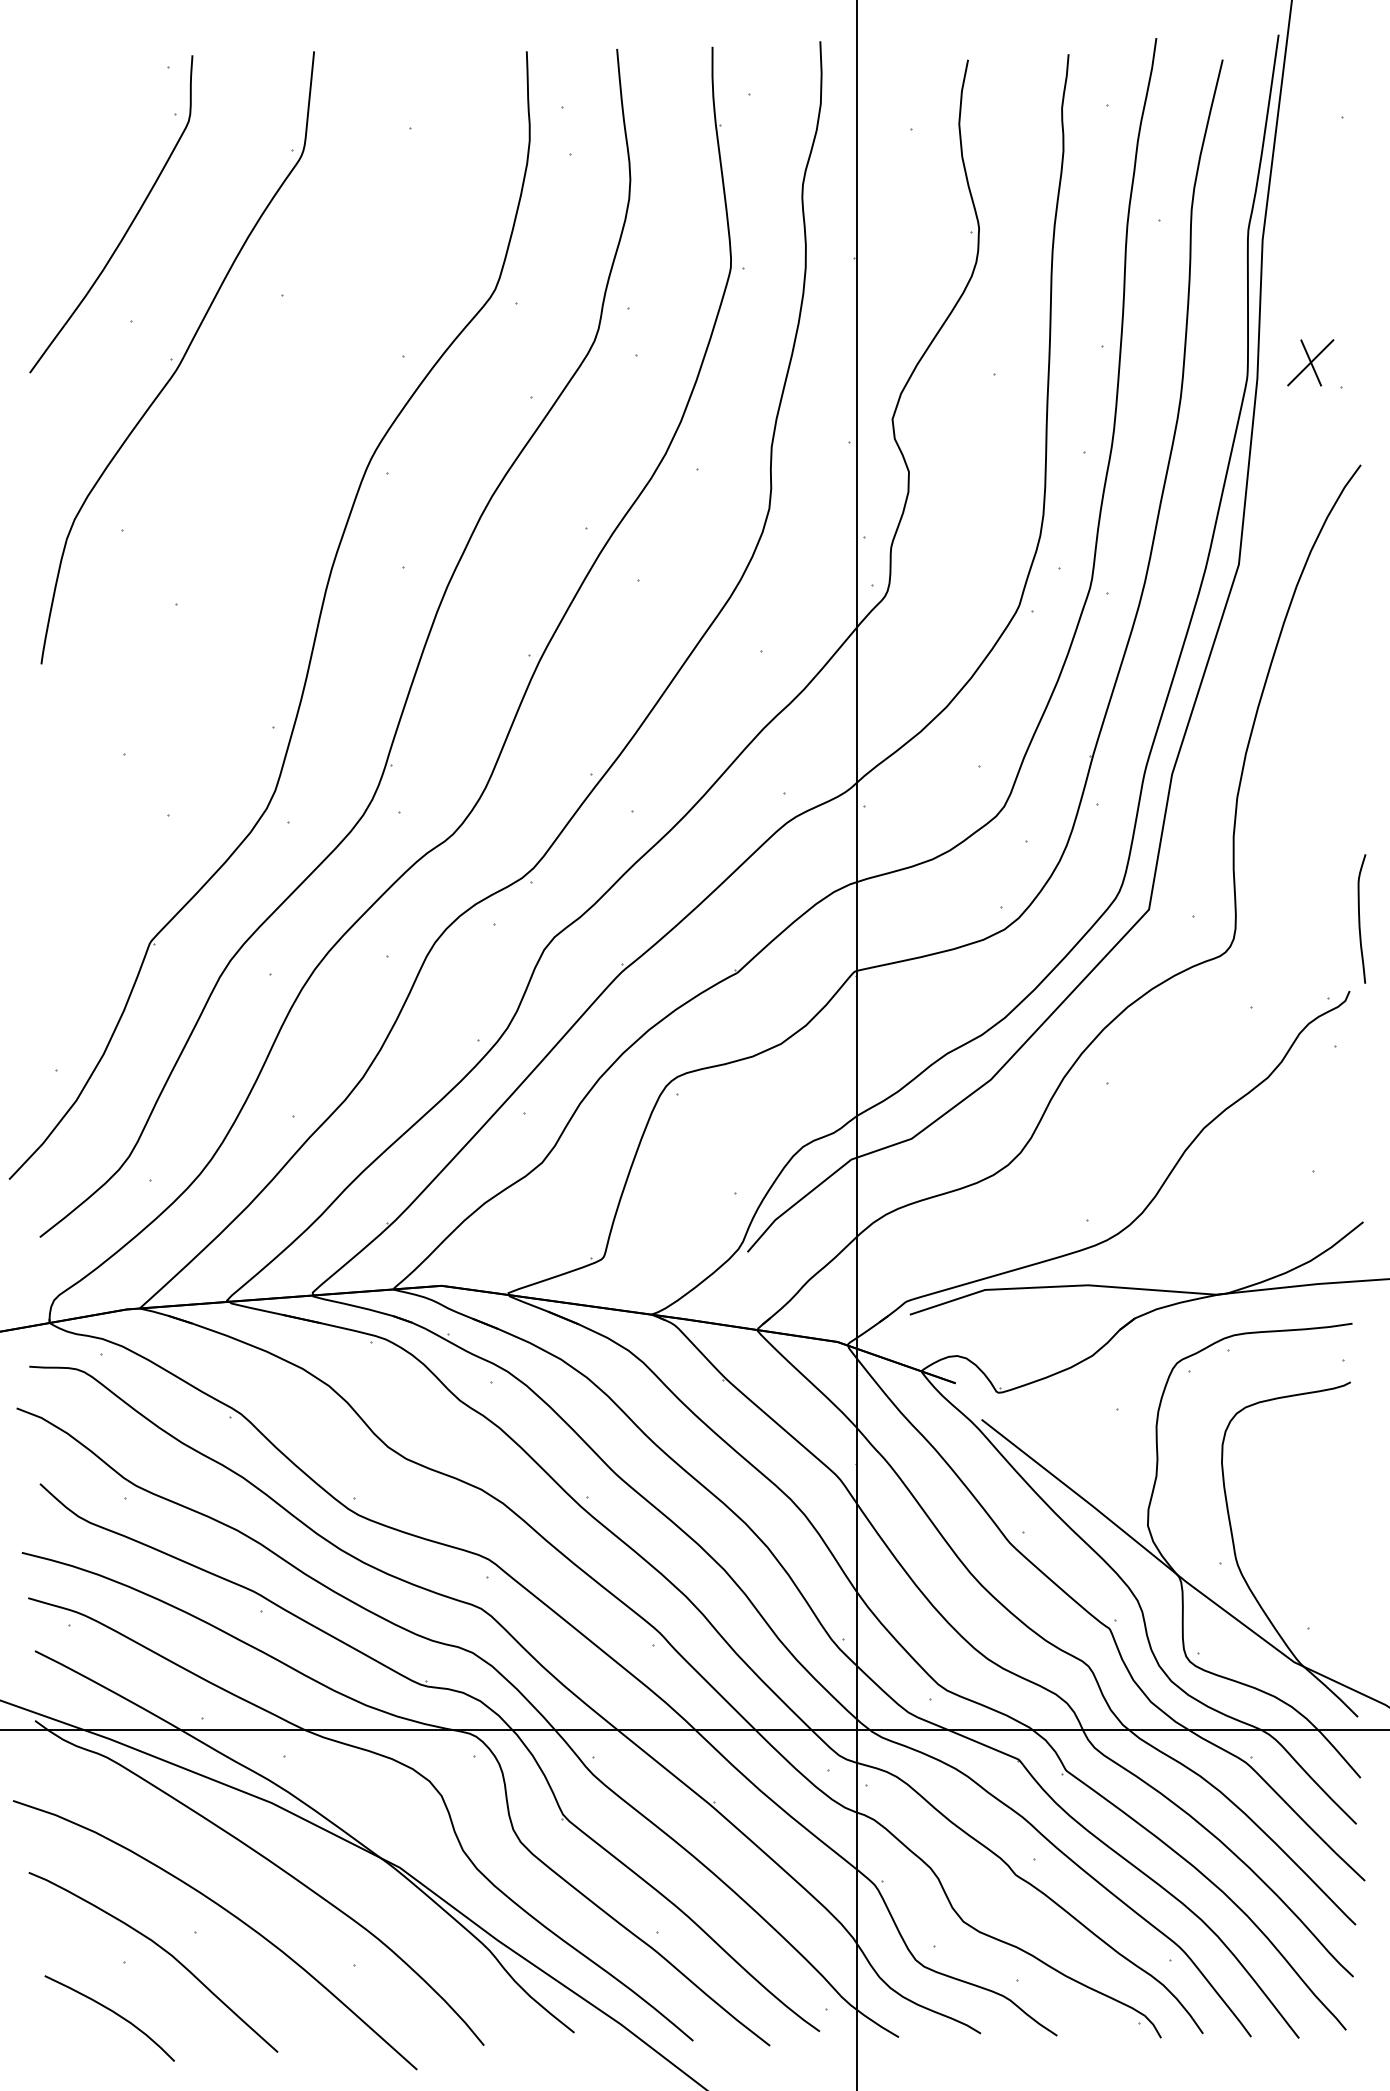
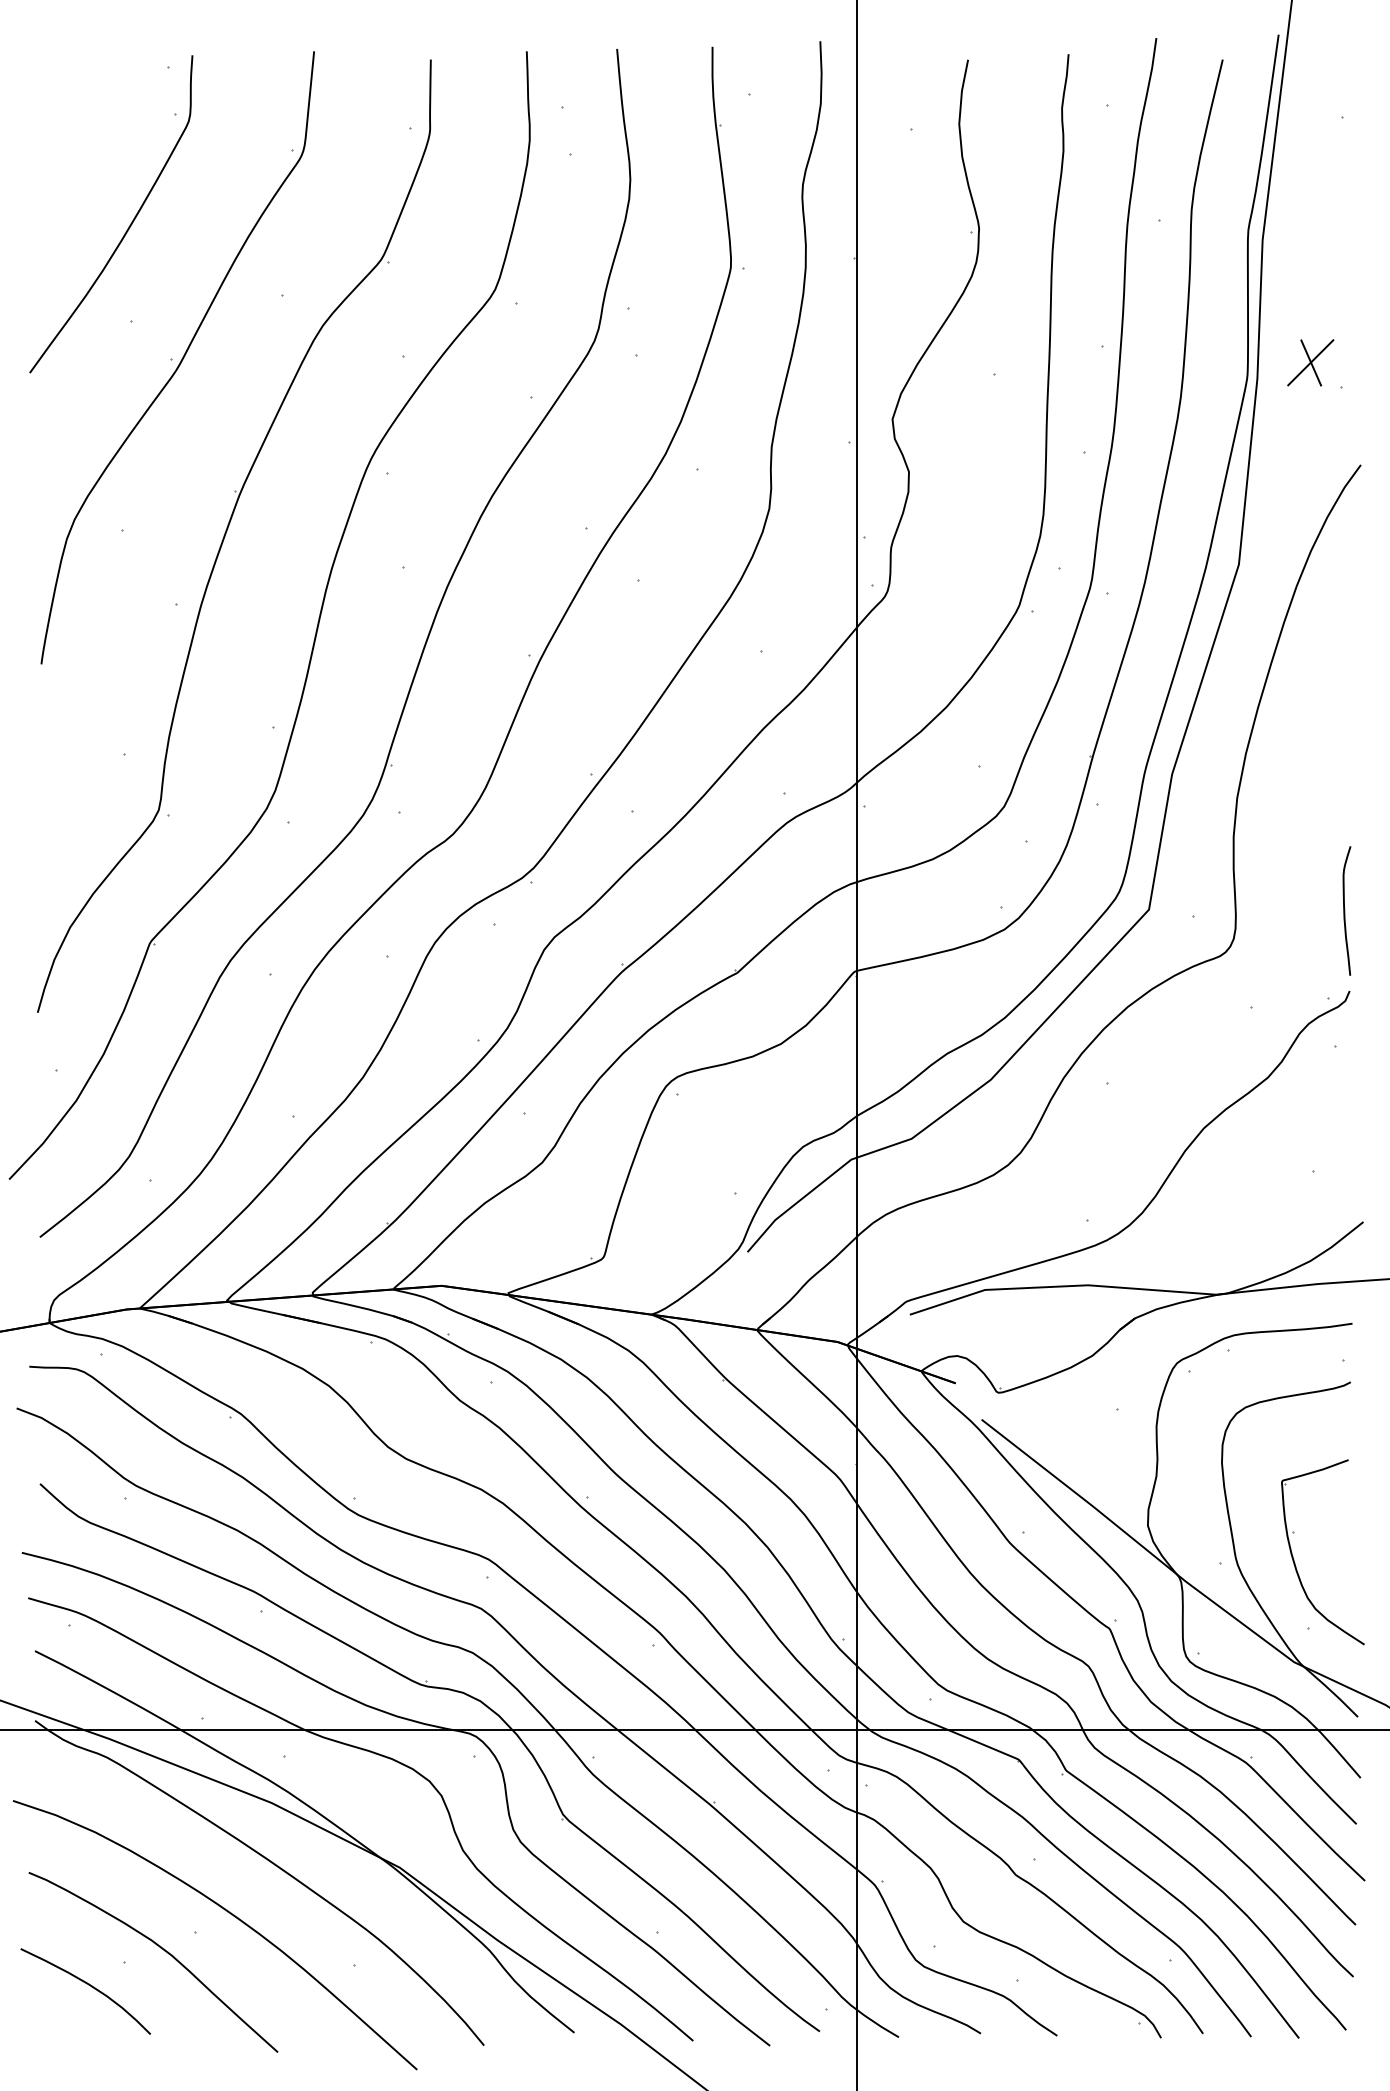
part: none -> present (227, 531)
curve position: (1360, 918) -> (1345, 910) (1345, 910)
part: none -> present (1294, 1559)
curve position: (112, 2012) -> (88, 1985) (88, 1985)
